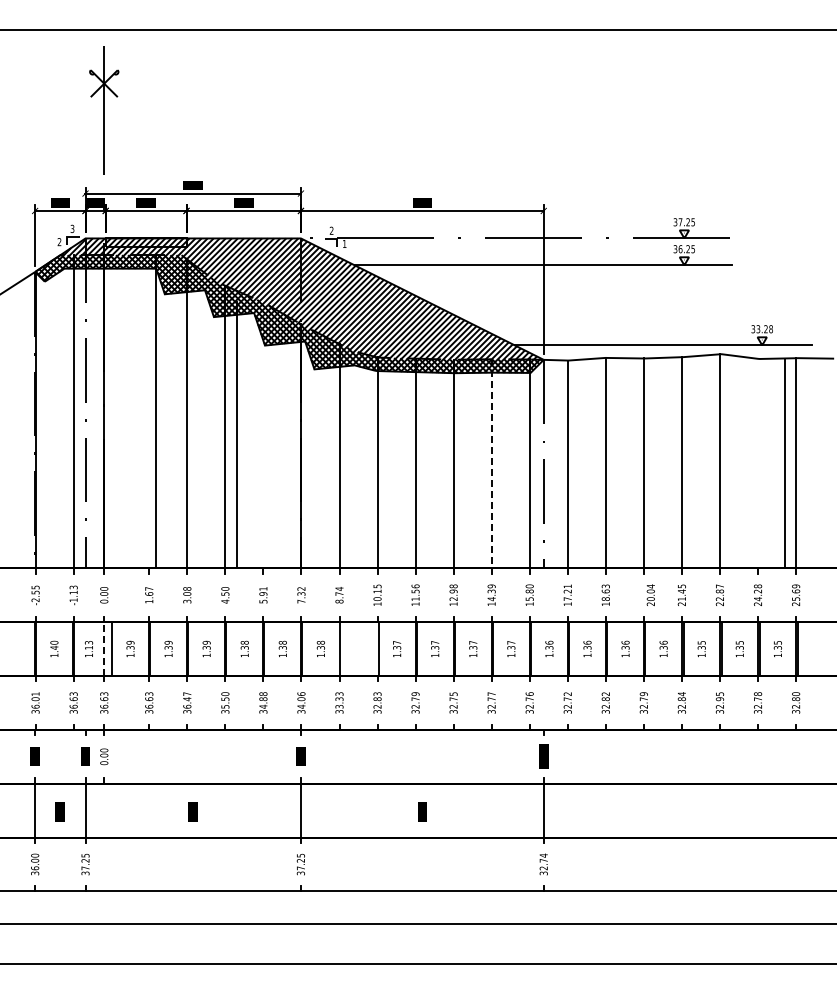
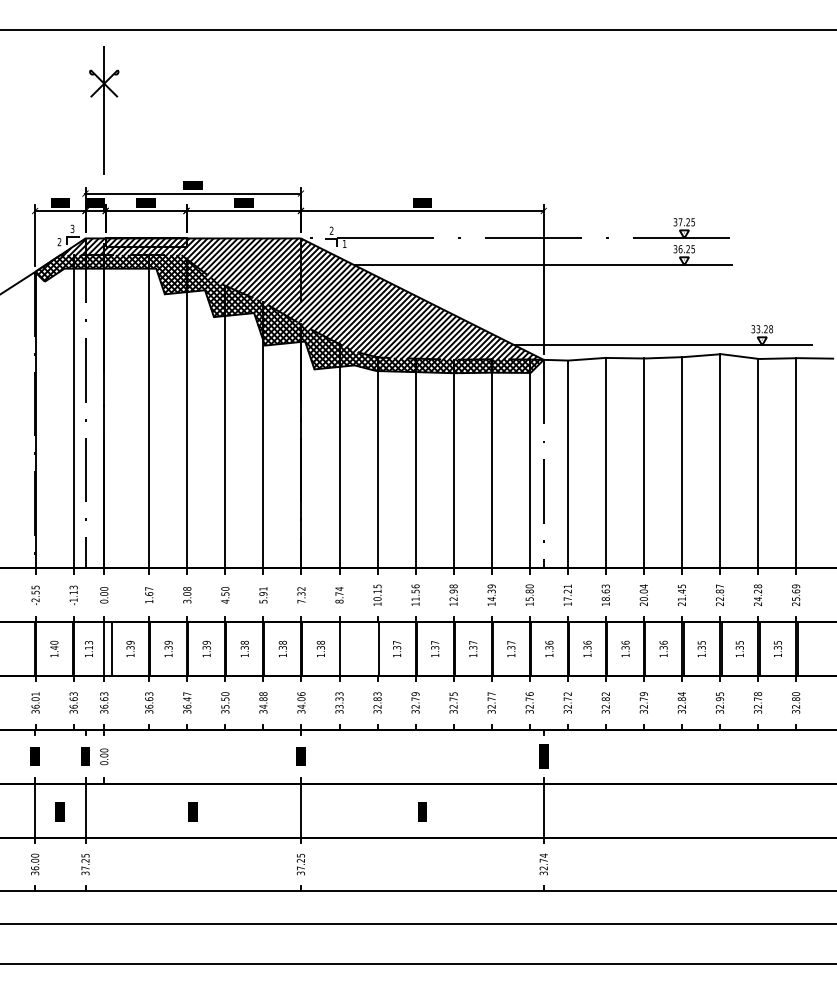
line position: (156, 411) -> (149, 411) (149, 411)
line position: (237, 435) -> (263, 435) (263, 435)
line: dashed -> solid (491, 463)
line position: (785, 463) -> (758, 463) (758, 463)
text position: (650, 594) -> (643, 594) (643, 594)
line: dashed -> solid (104, 649)
